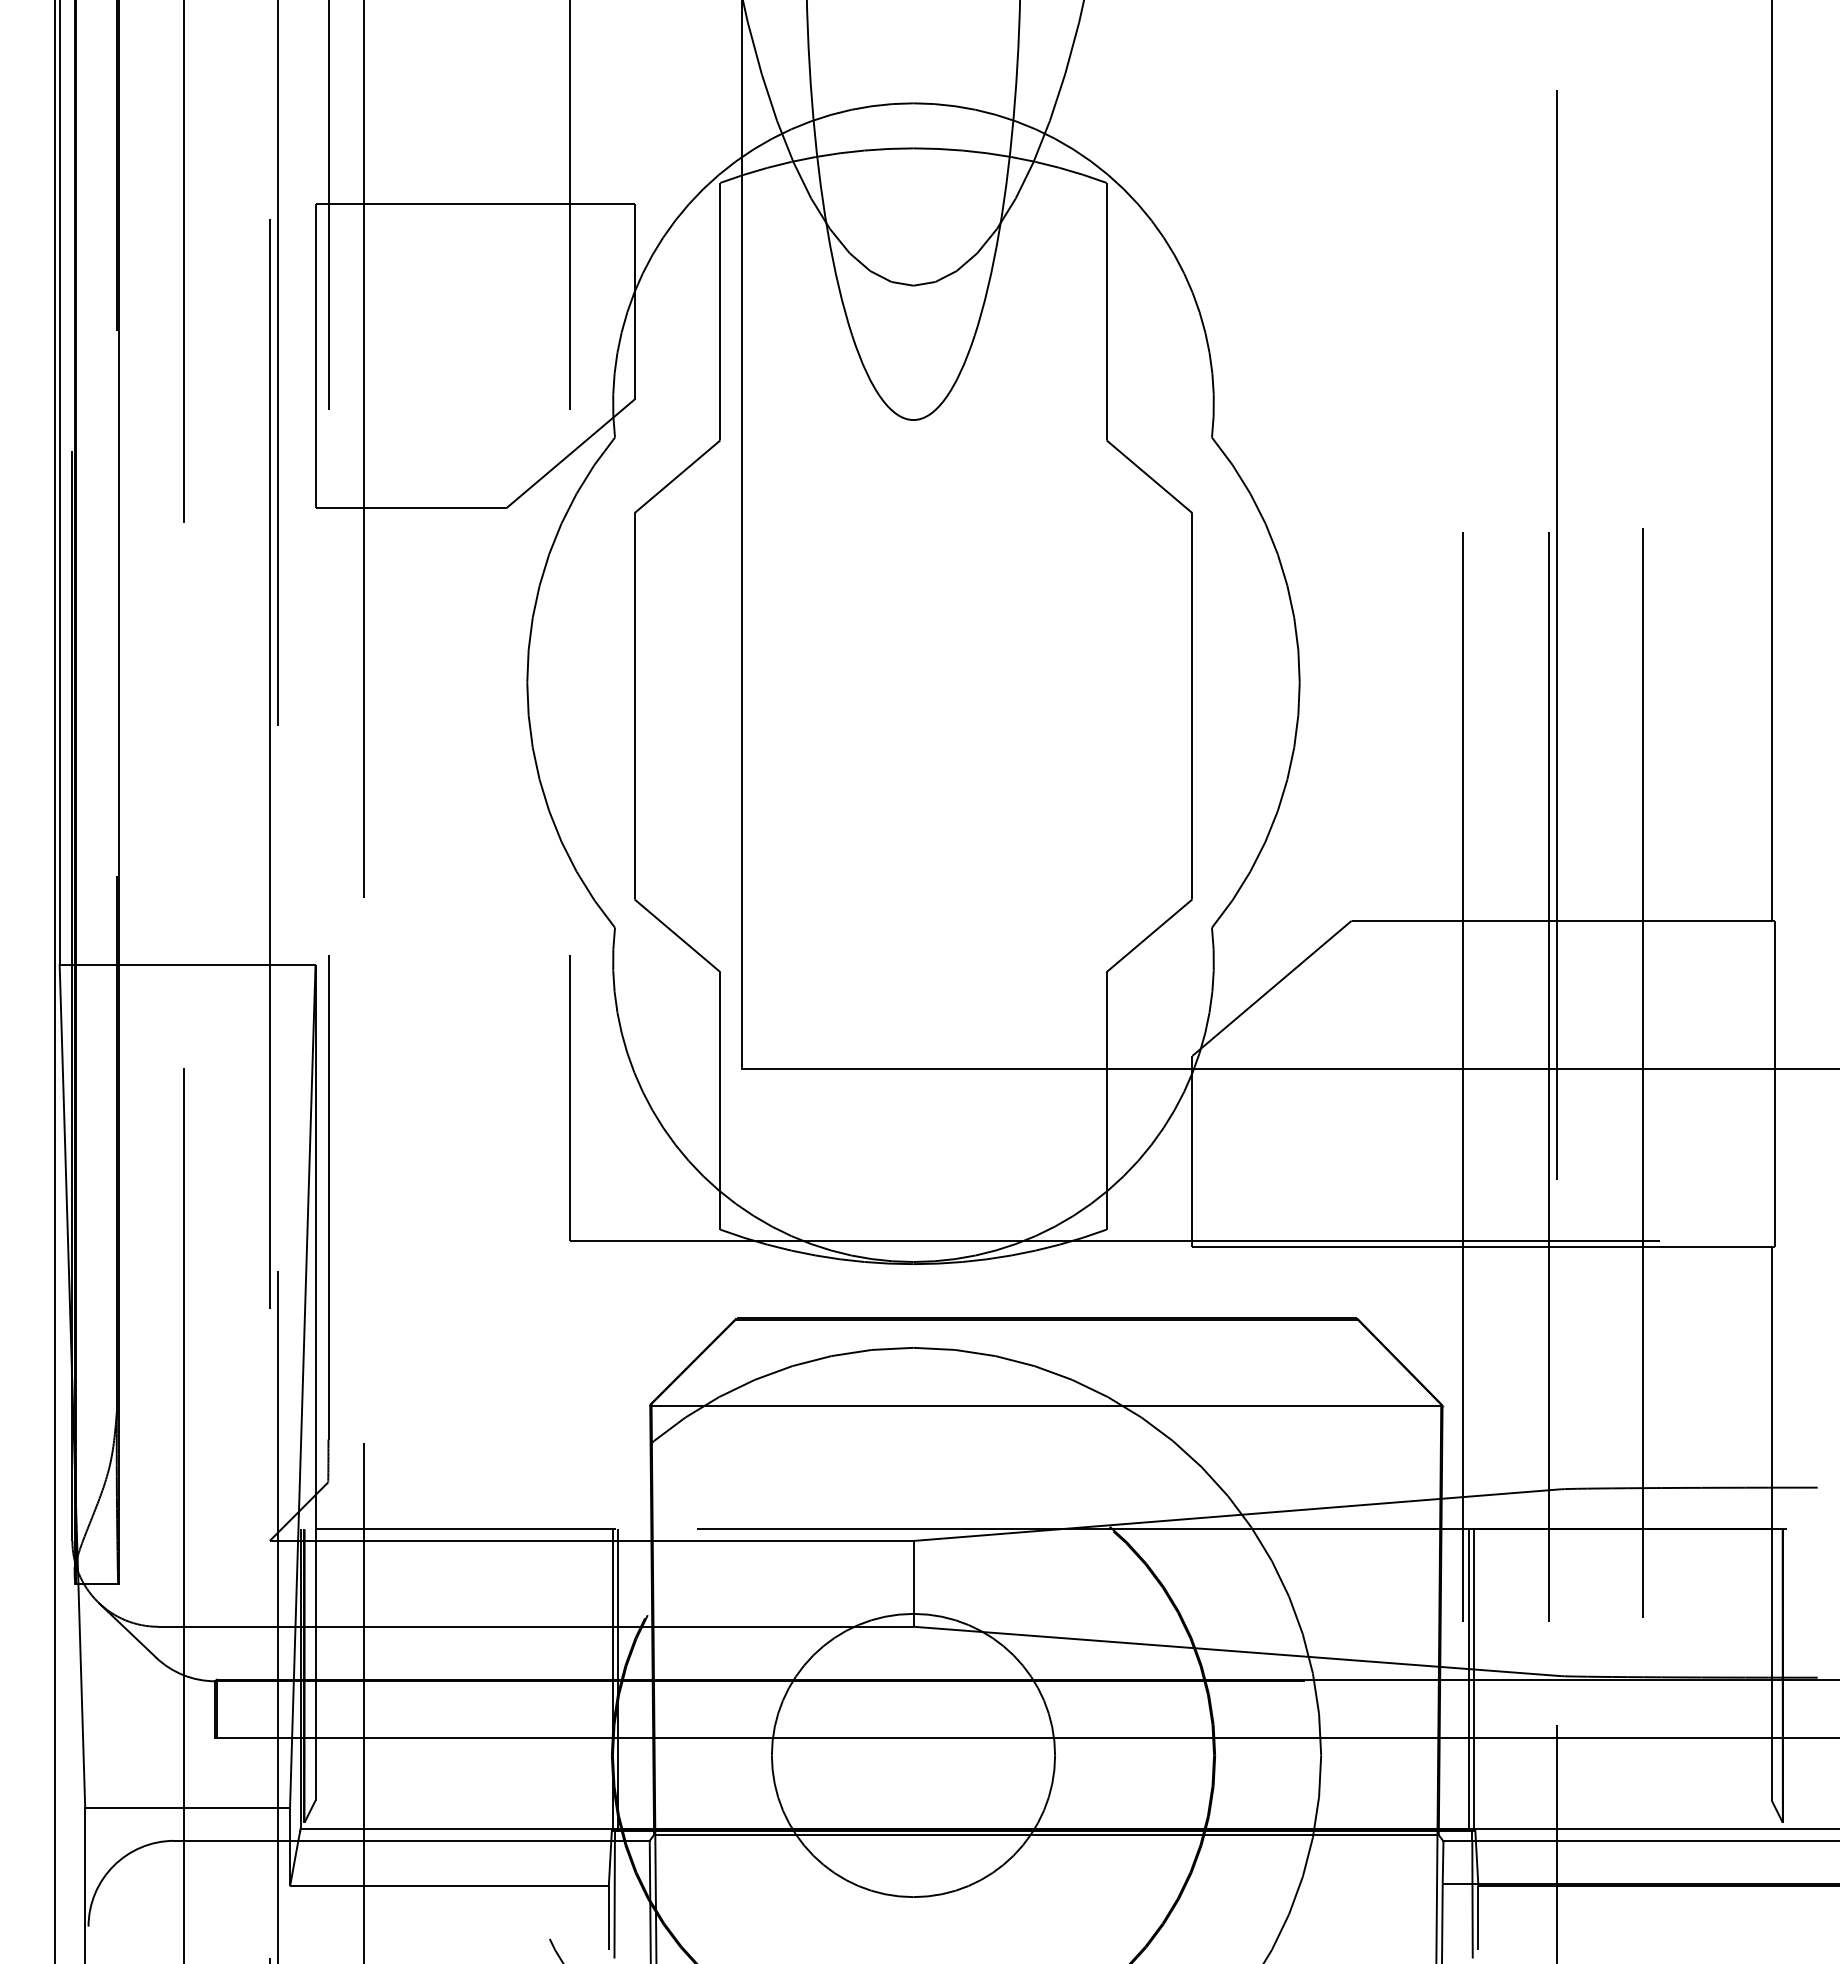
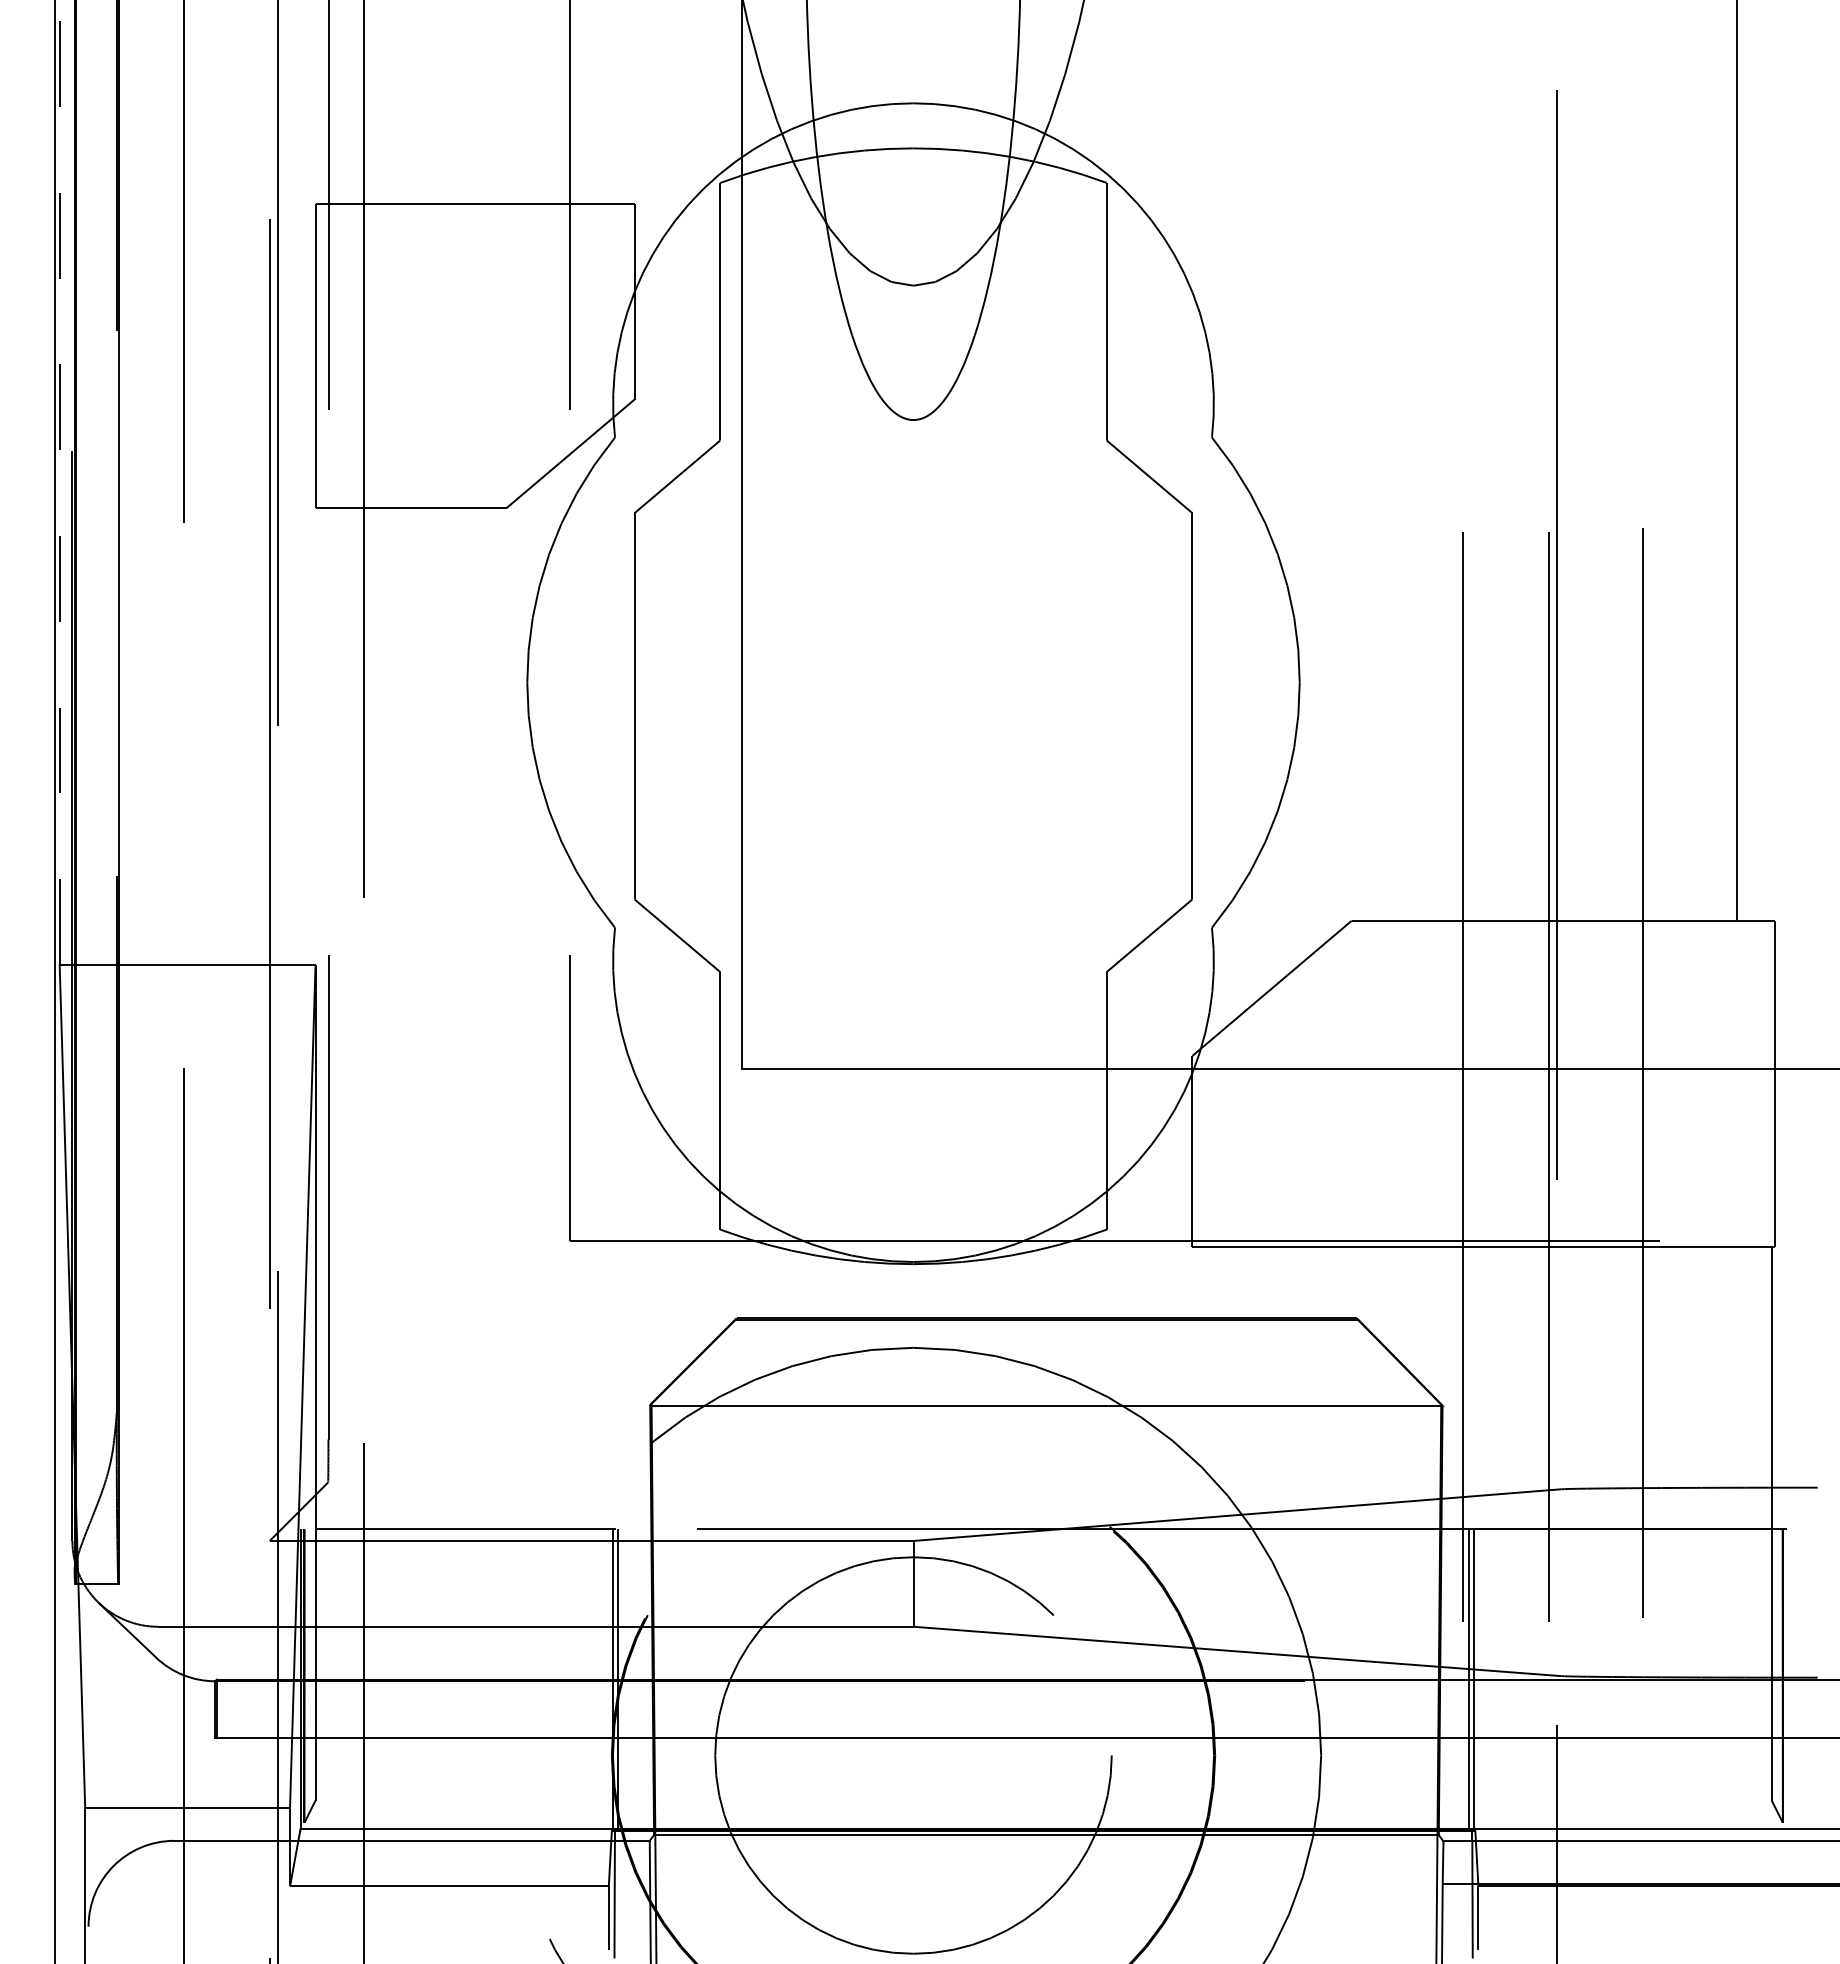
line position: (1771, 461) -> (1736, 461) (1736, 461)
line: solid -> dashed (59, 482)
circle diameter: 283 px -> 397 px (913, 1755)
